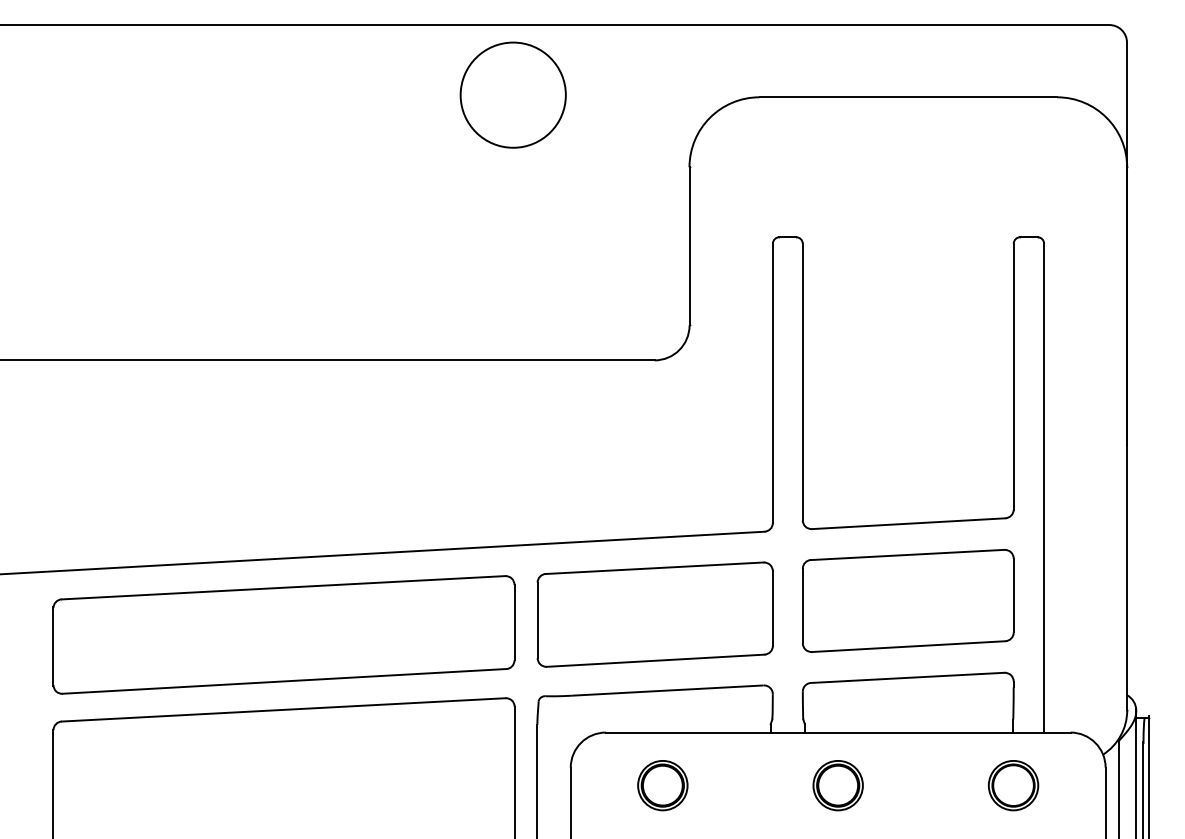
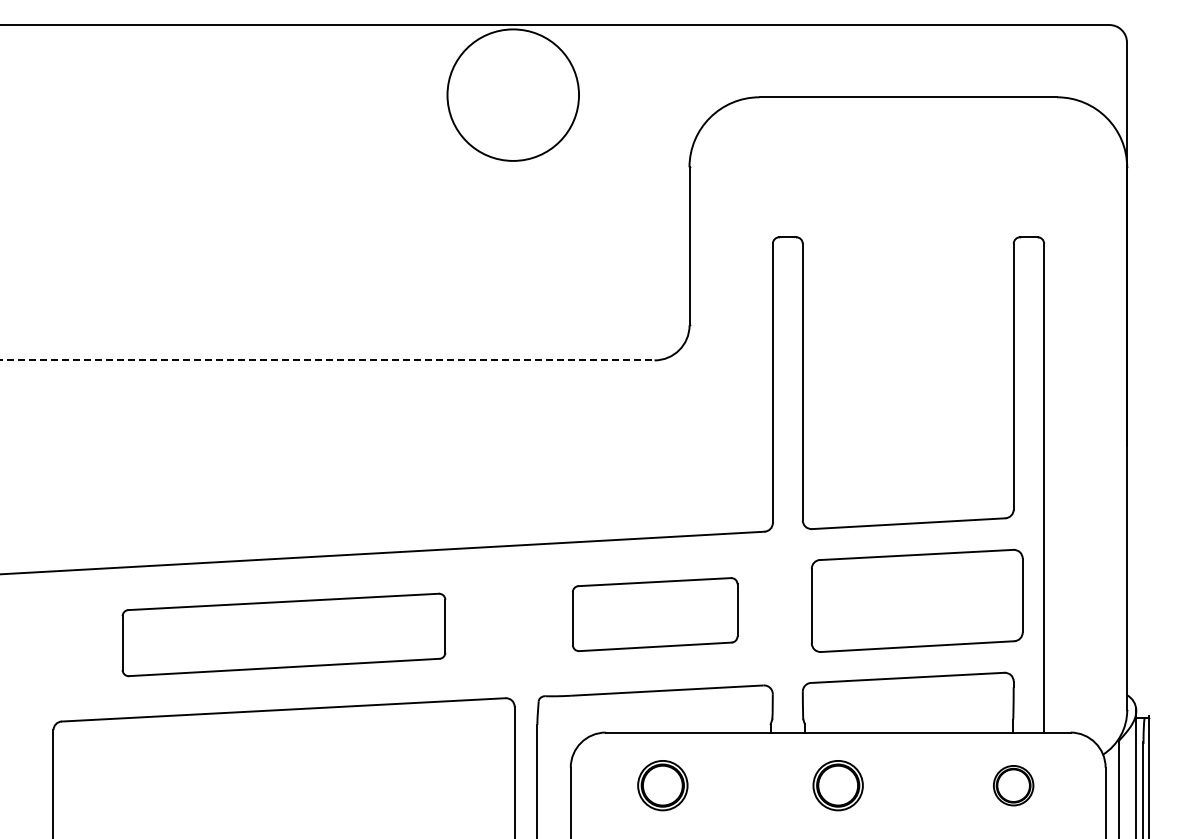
circle diameter: 105 px -> 132 px (513, 94)
line: solid -> dashed (327, 360)
part position: (908, 600) -> (917, 600) (917, 600)
part size: 238x107 px -> 167x76 px (655, 614)
part size: 464x120 px -> 326x86 px (283, 634)
part size: 52x52 px -> 42x42 px (1013, 785)
